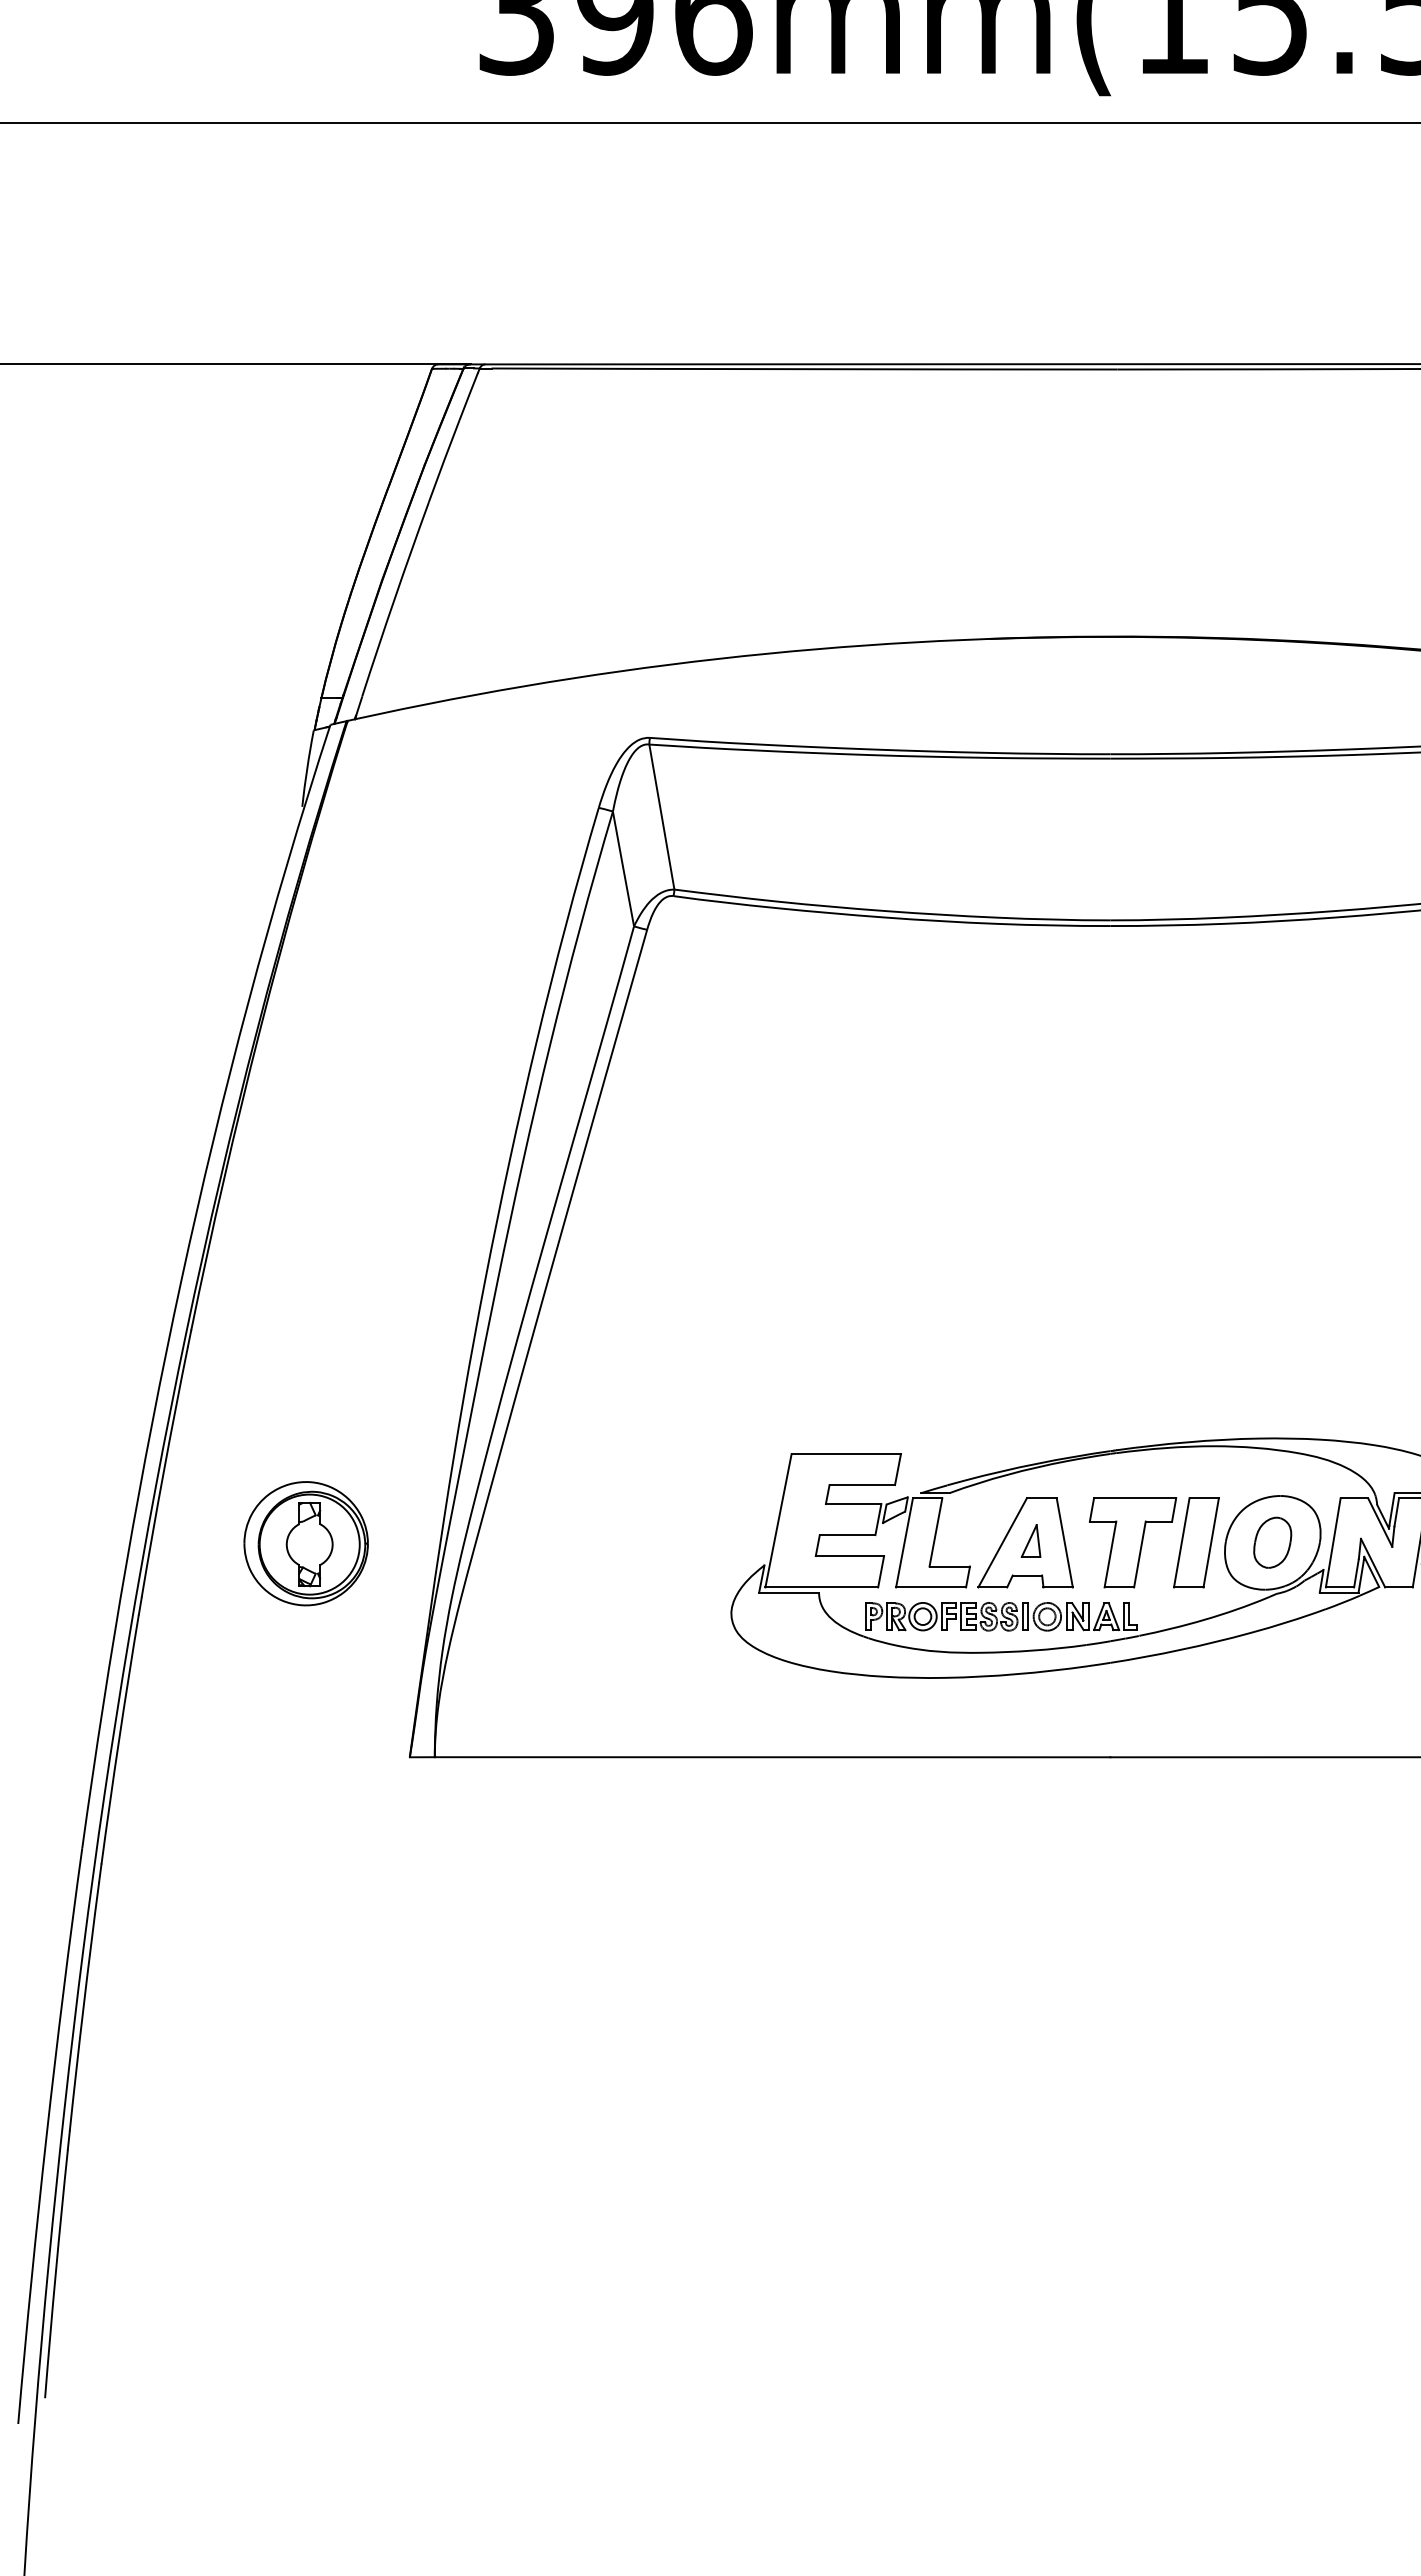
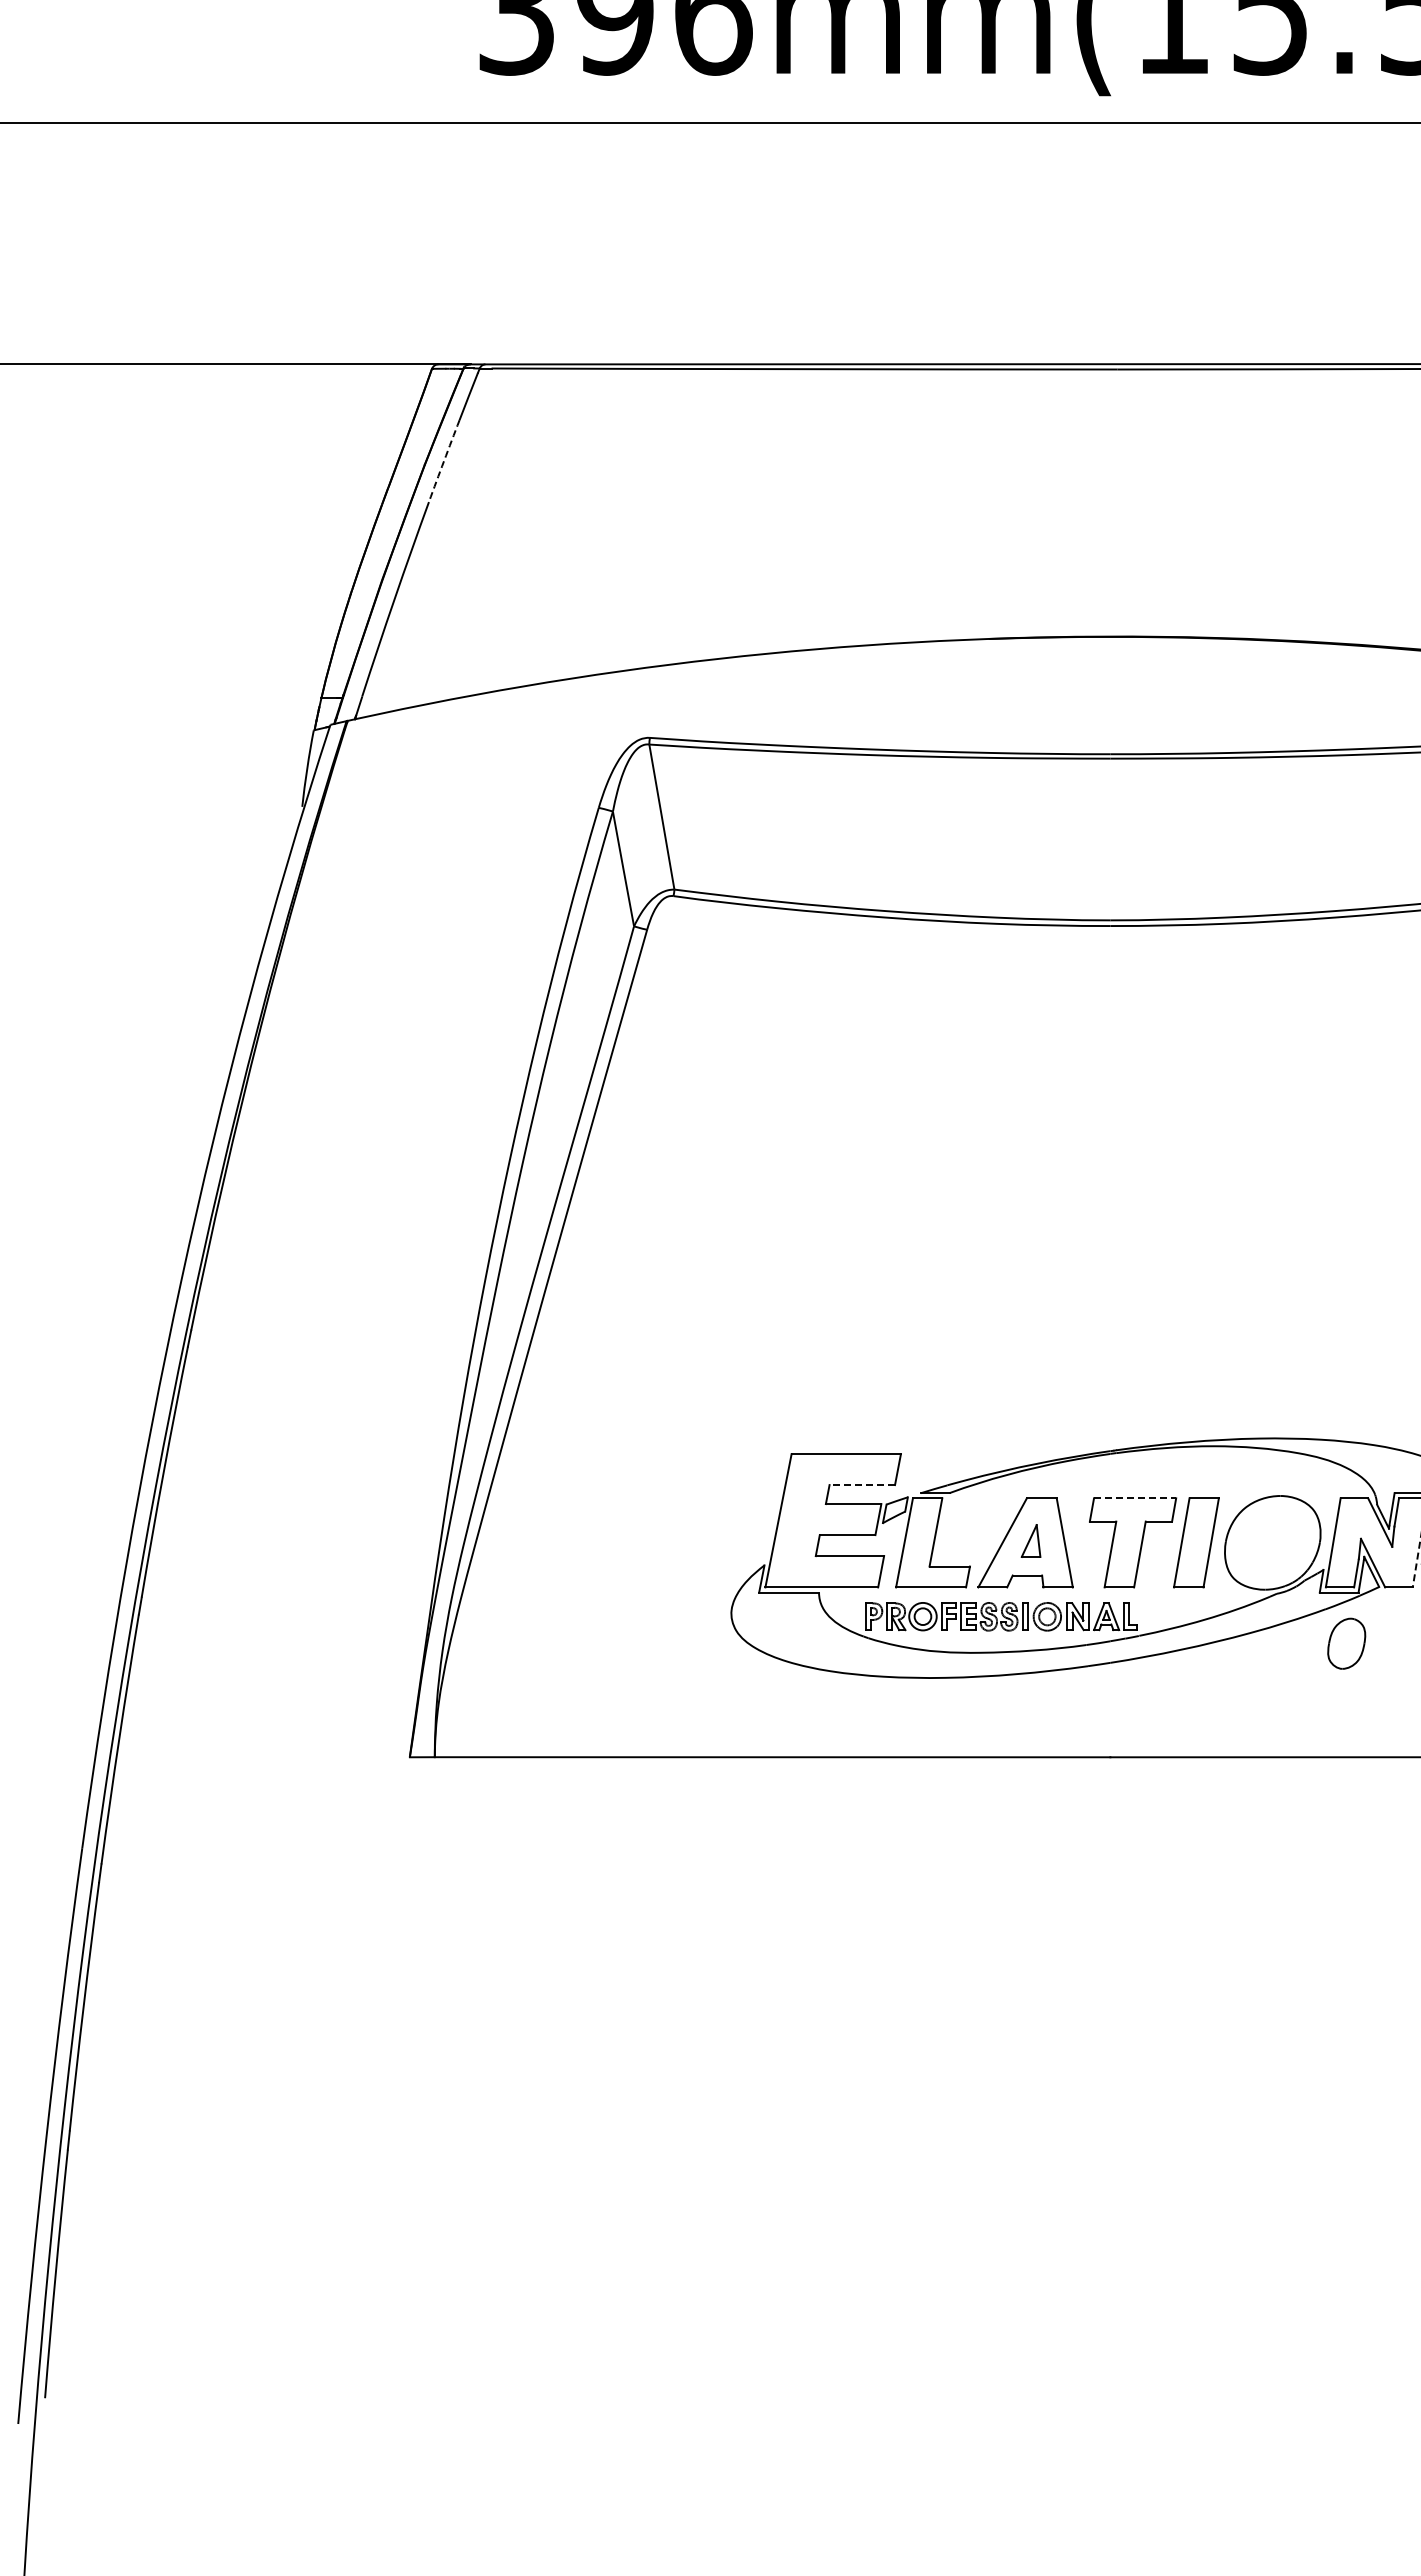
arc: solid -> dashed (444, 461)
line: solid -> dashed (862, 1485)
line: solid -> dashed (1135, 1498)
part position: (1272, 1542) -> (1346, 1643) (1346, 1643)
part: present -> none (305, 1543)
line: solid -> dashed (1416, 1561)
